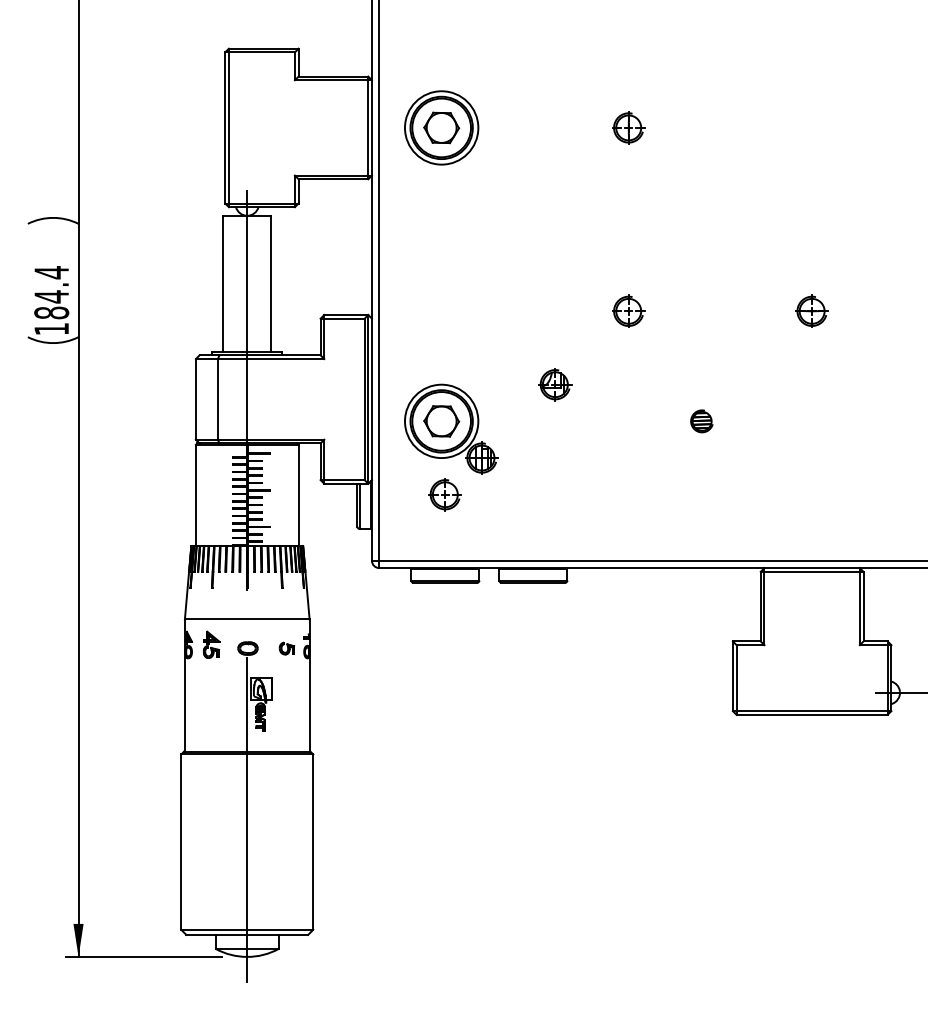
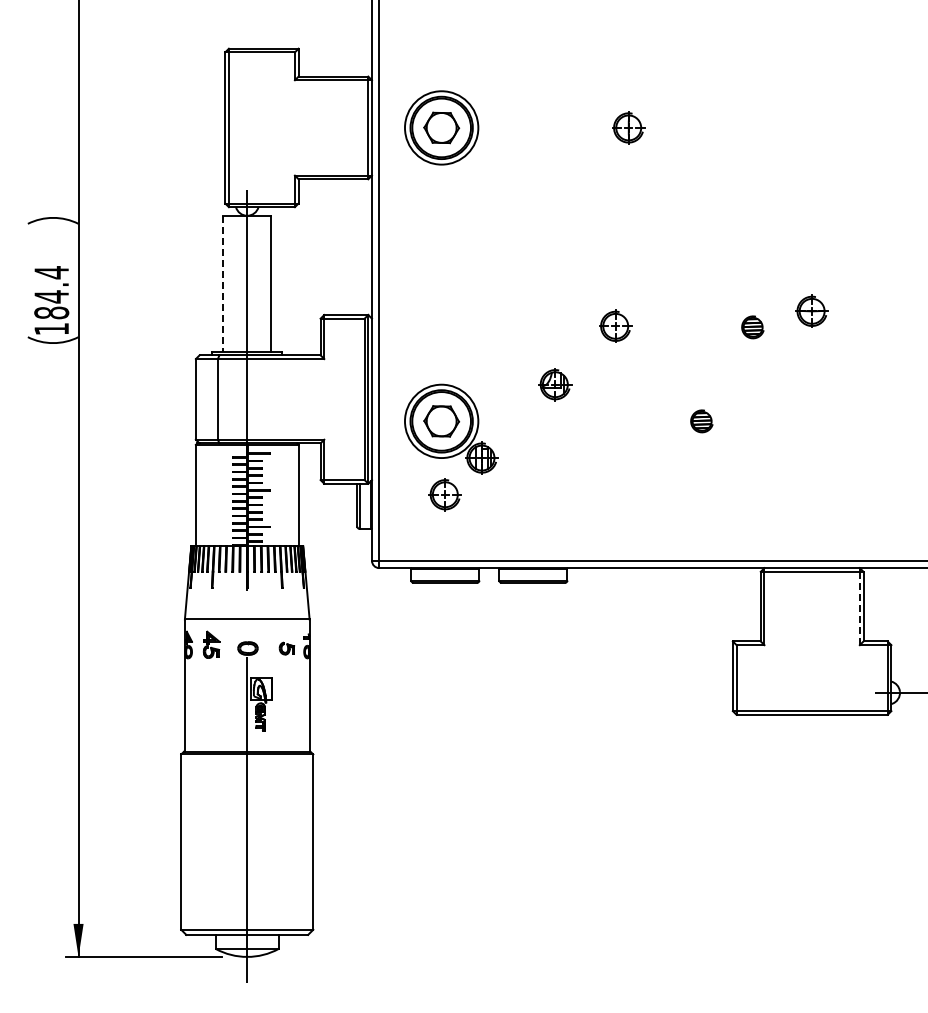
line: solid -> dashed (223, 283)
part position: (628, 310) -> (615, 325) (615, 325)
part: none -> present (752, 327)
line: solid -> dashed (859, 608)
